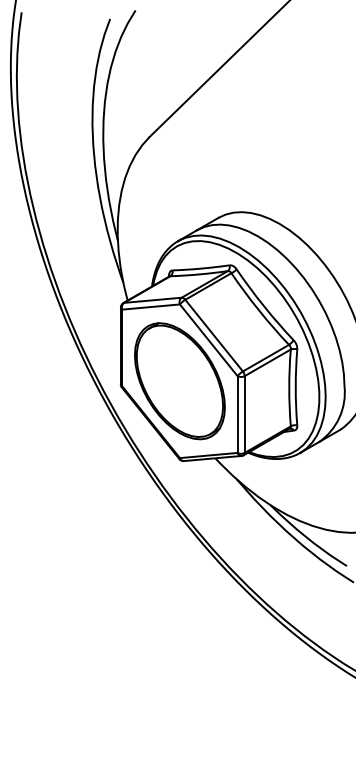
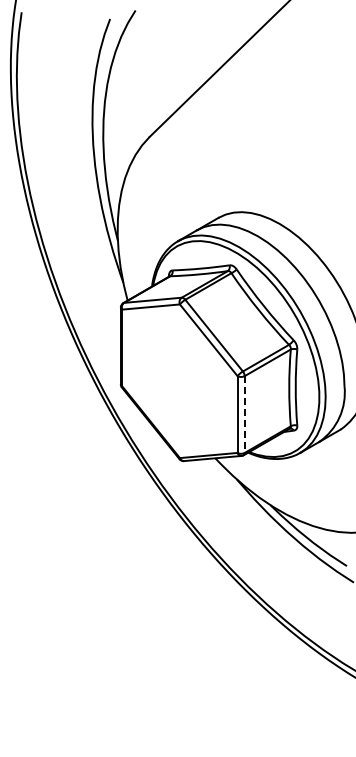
part: present -> none (179, 381)
line: solid -> dashed (244, 415)
